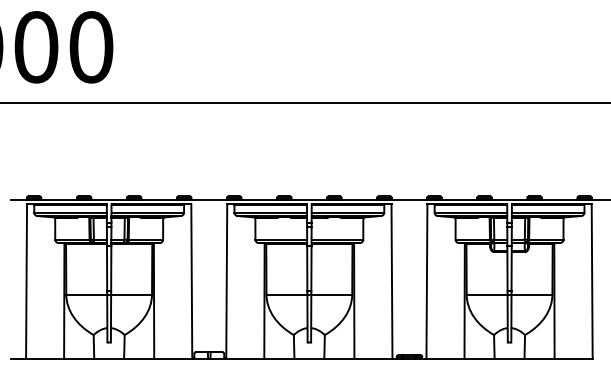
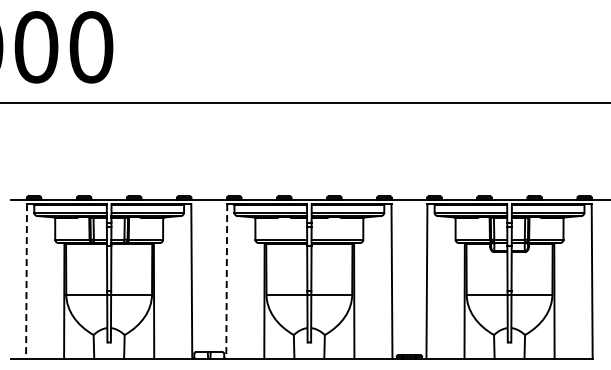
line: solid -> dashed (26, 282)
line: solid -> dashed (226, 282)
